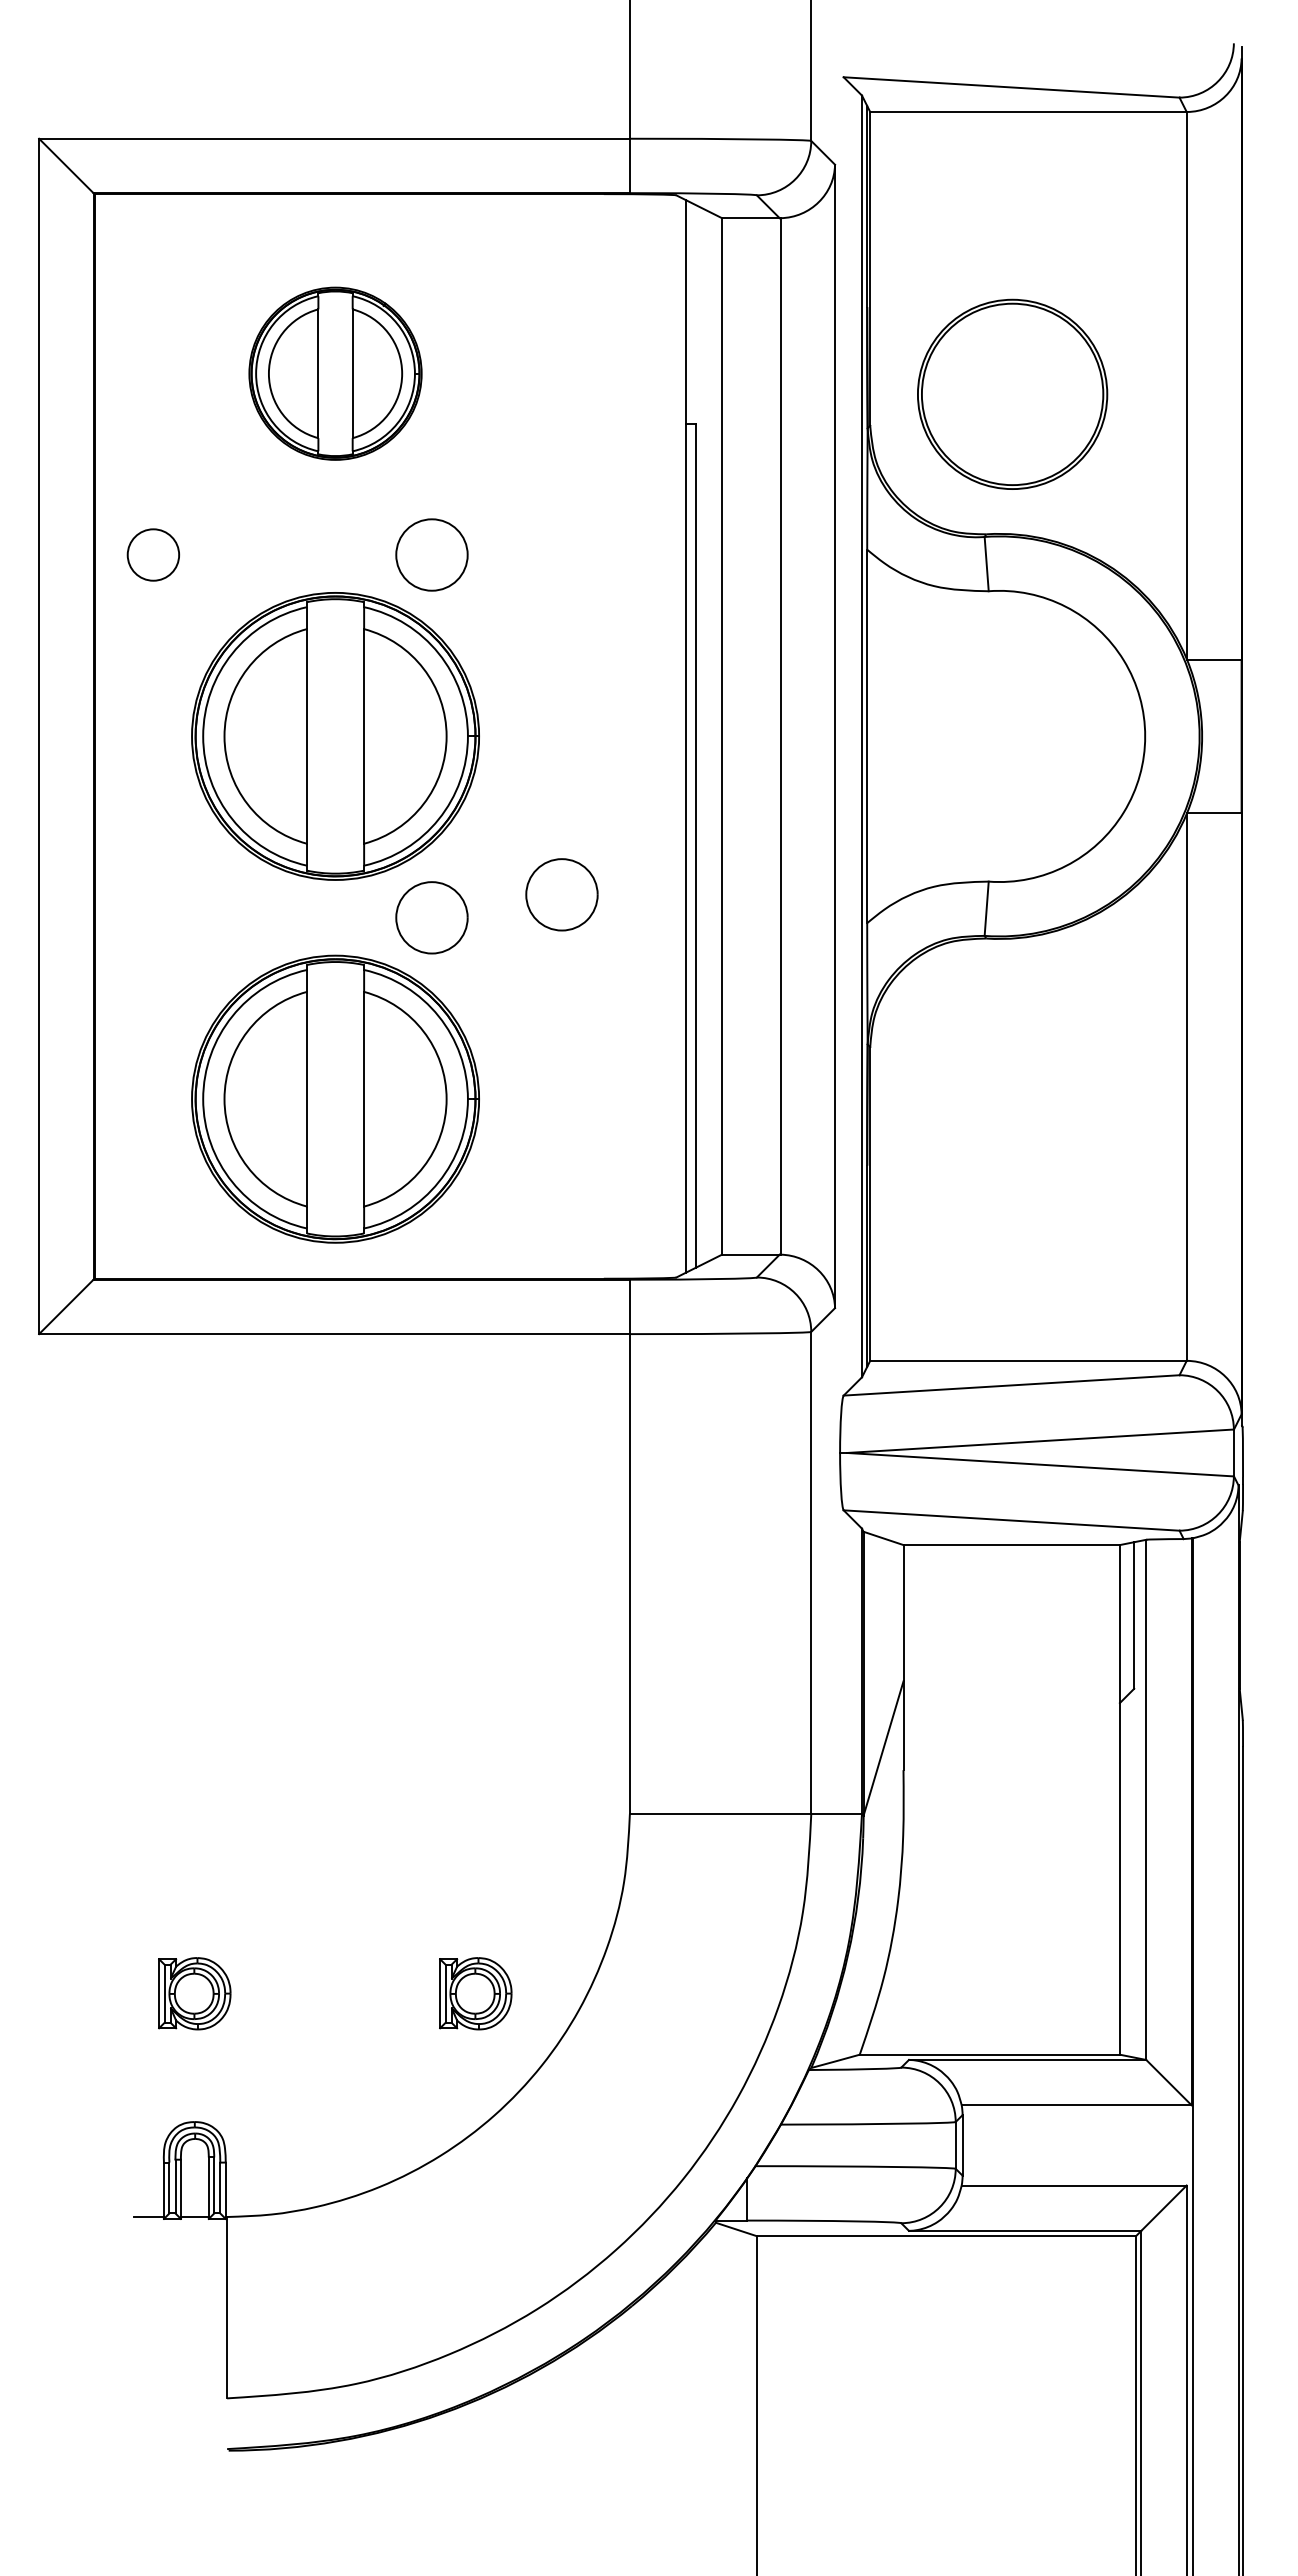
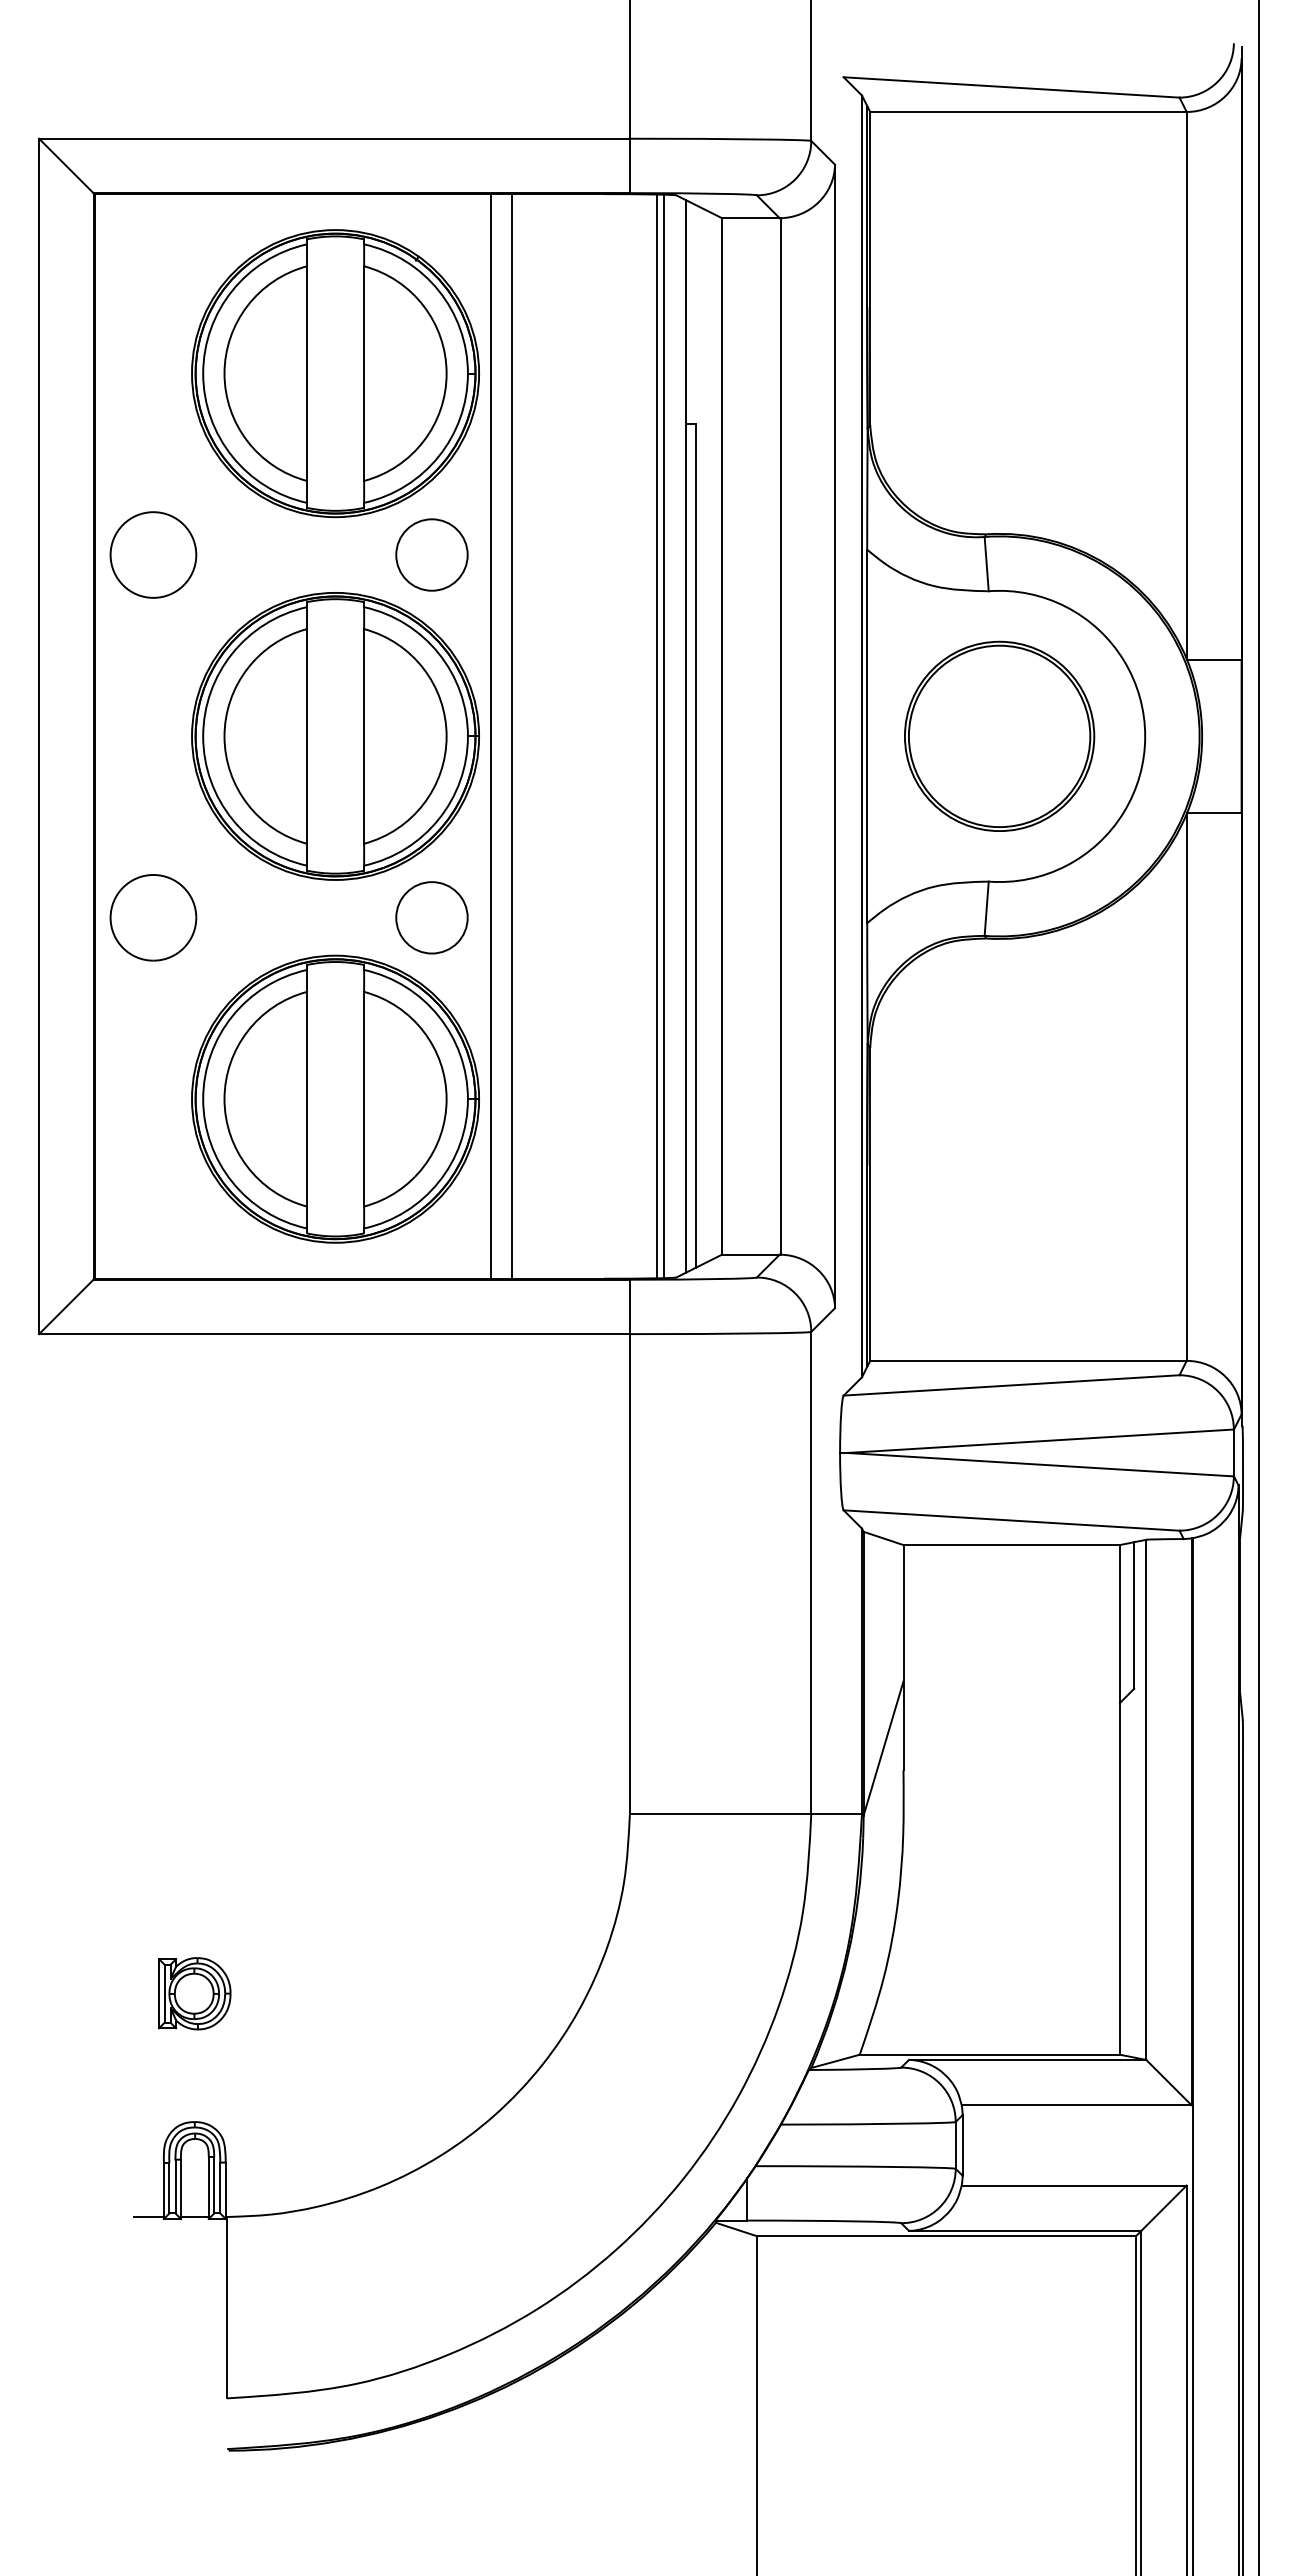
part size: 175x175 px -> 289x290 px (335, 373)
part position: (1012, 393) -> (999, 735) (999, 735)
circle diameter: 51 px -> 86 px (153, 554)
line: none -> present (491, 736)
line: none -> present (511, 736)
line: none -> present (656, 736)
line: none -> present (664, 736)
part: present -> none (561, 894)
part: none -> present (153, 917)
line: none -> present (1258, 1287)
part: present -> none (475, 1993)
